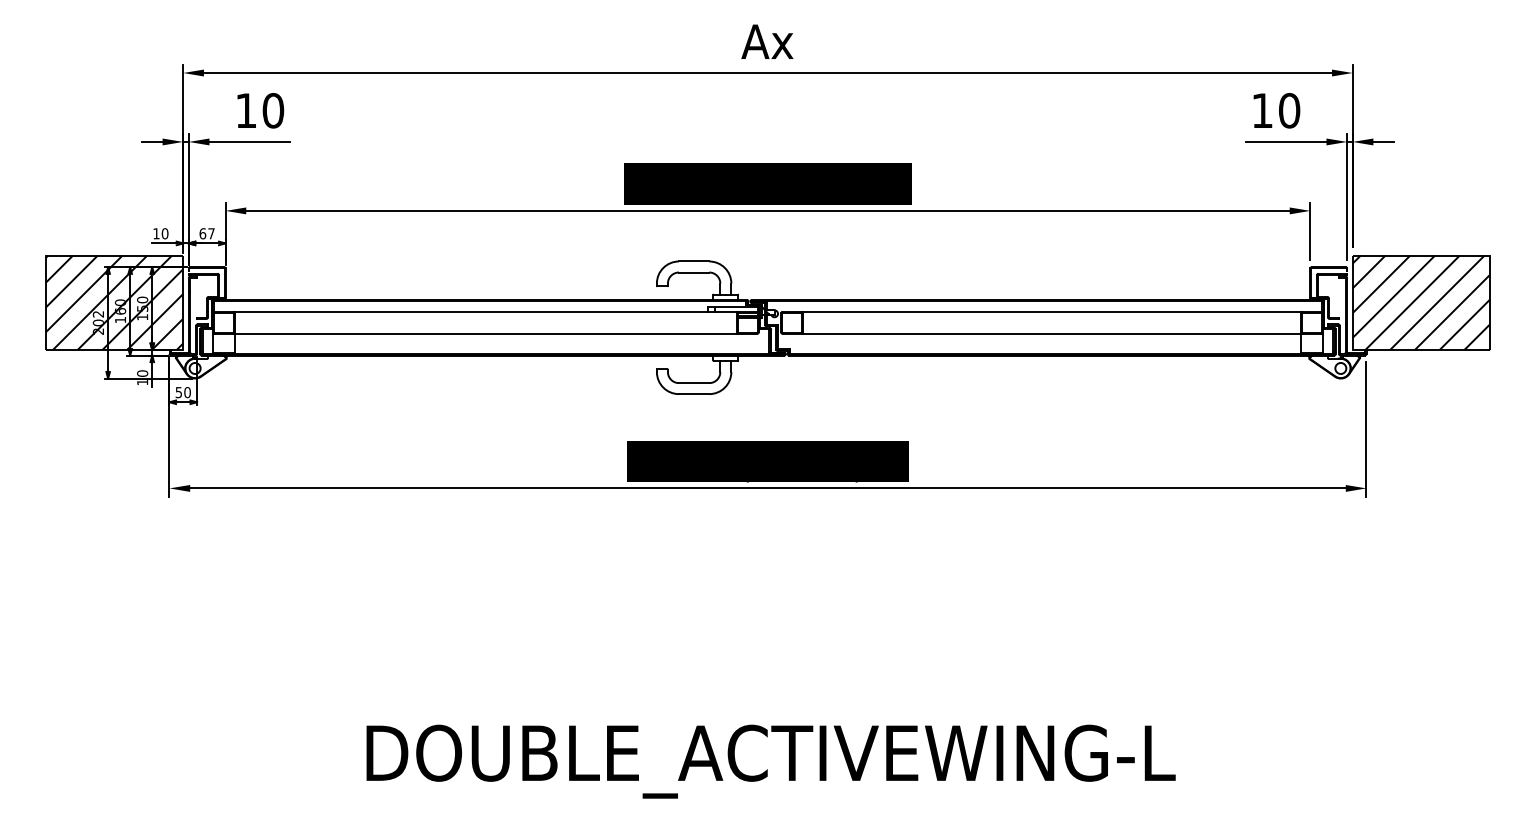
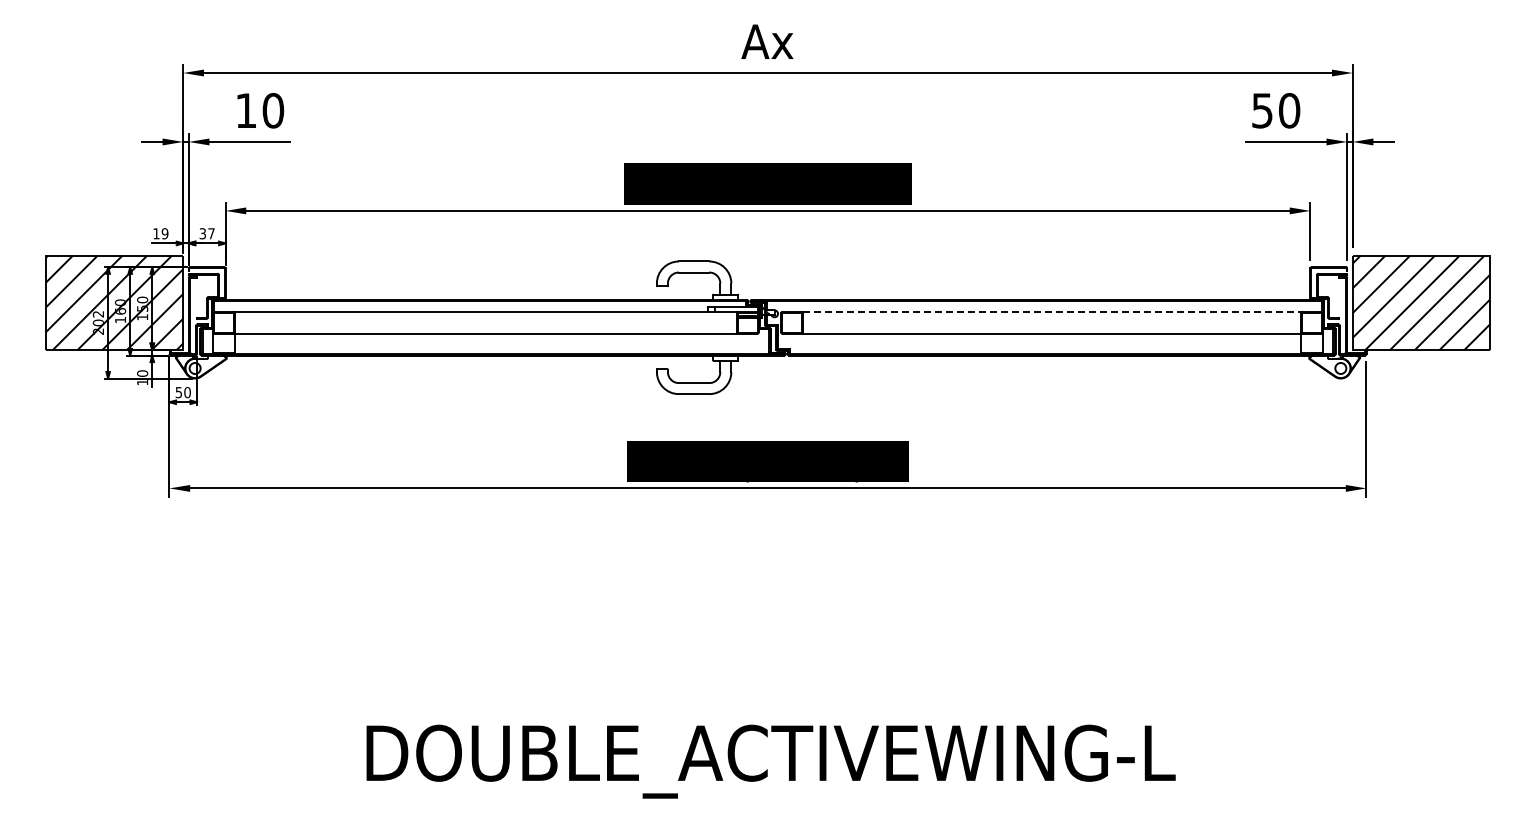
text: 10 -> 50 (1262, 110)
text: 10 -> 19 (164, 233)
text: 67 -> 37 (202, 233)
line: solid -> dashed (1052, 311)
